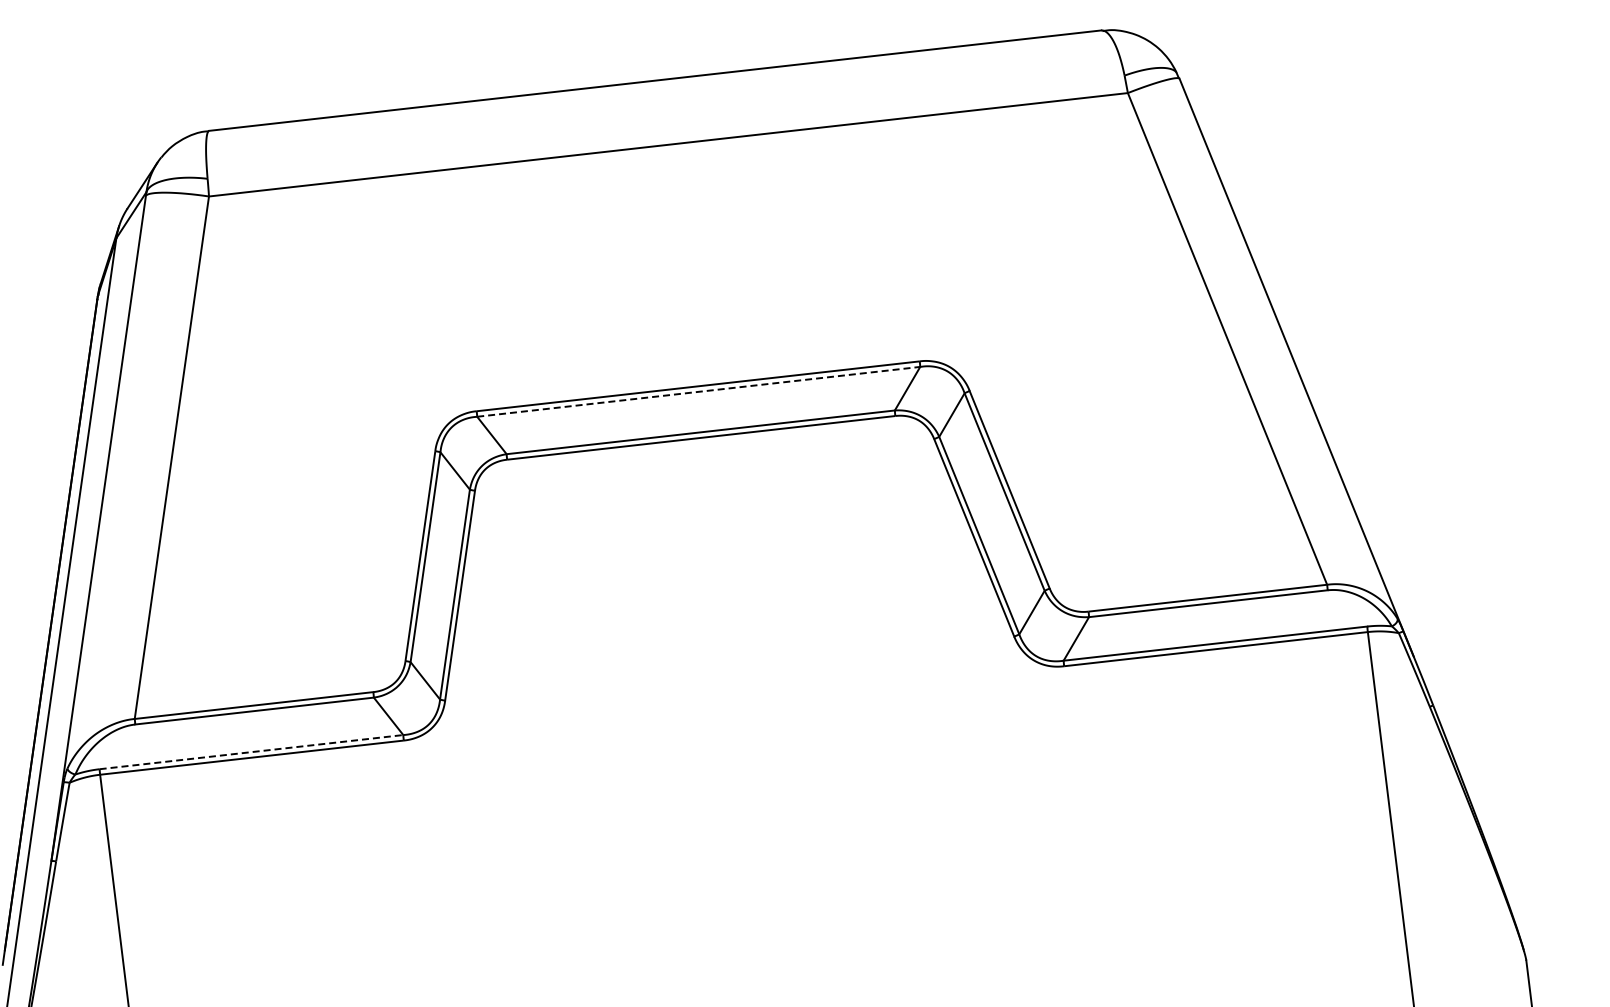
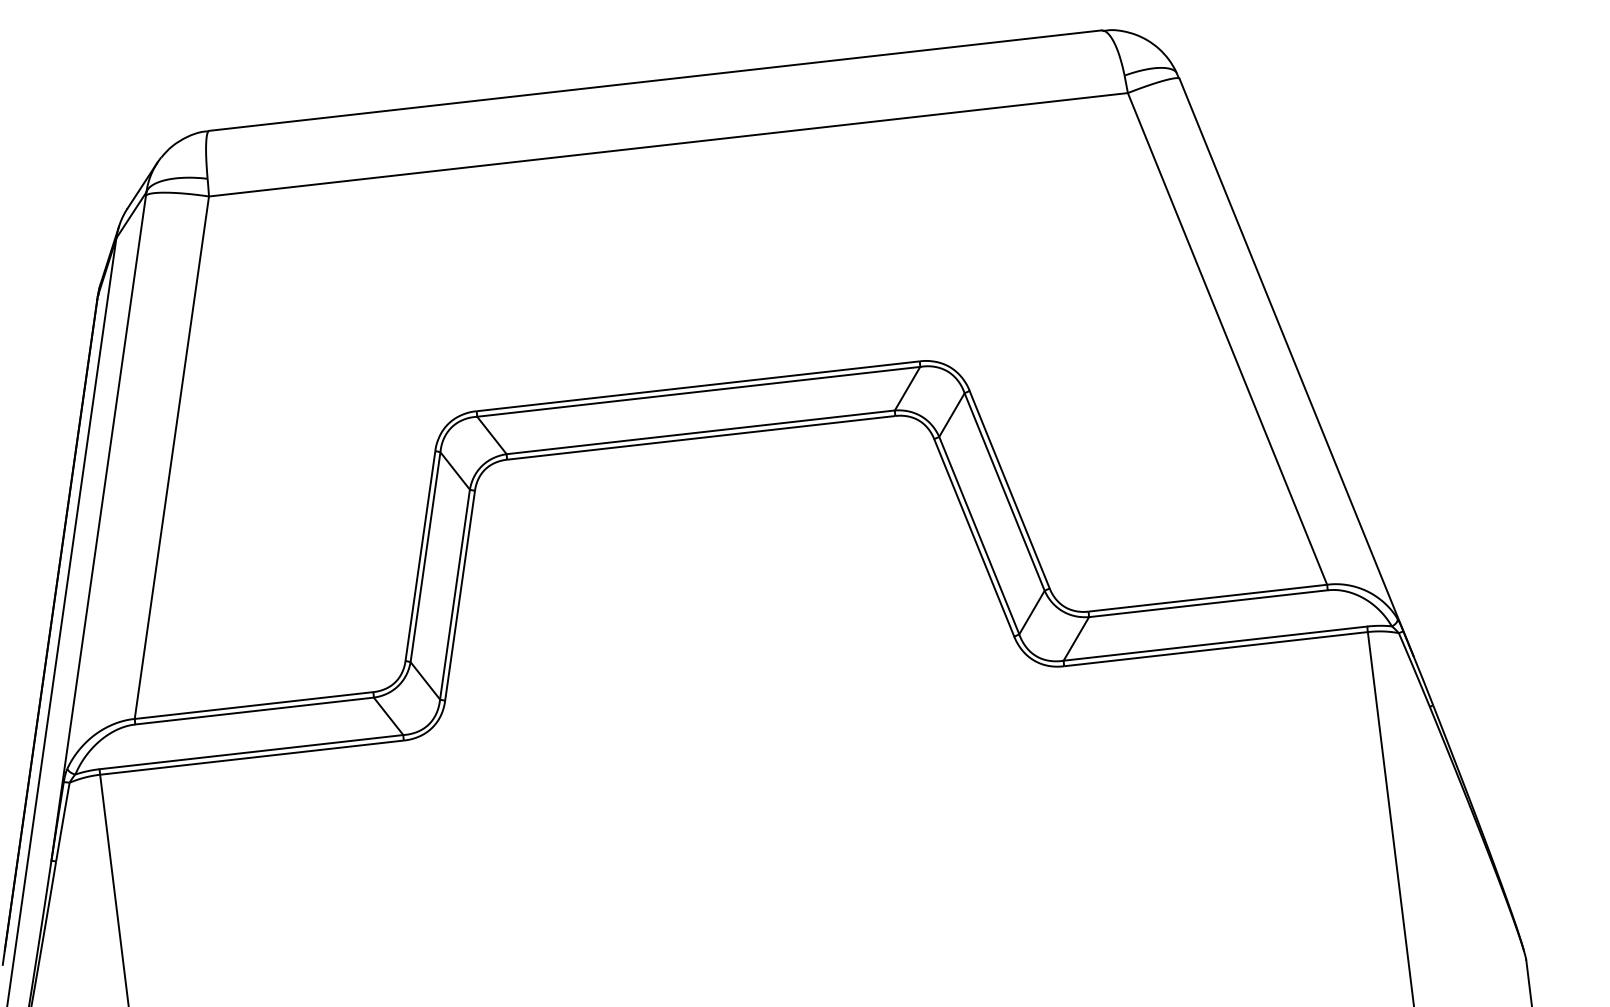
line: dashed -> solid (698, 391)
line: dashed -> solid (251, 752)
